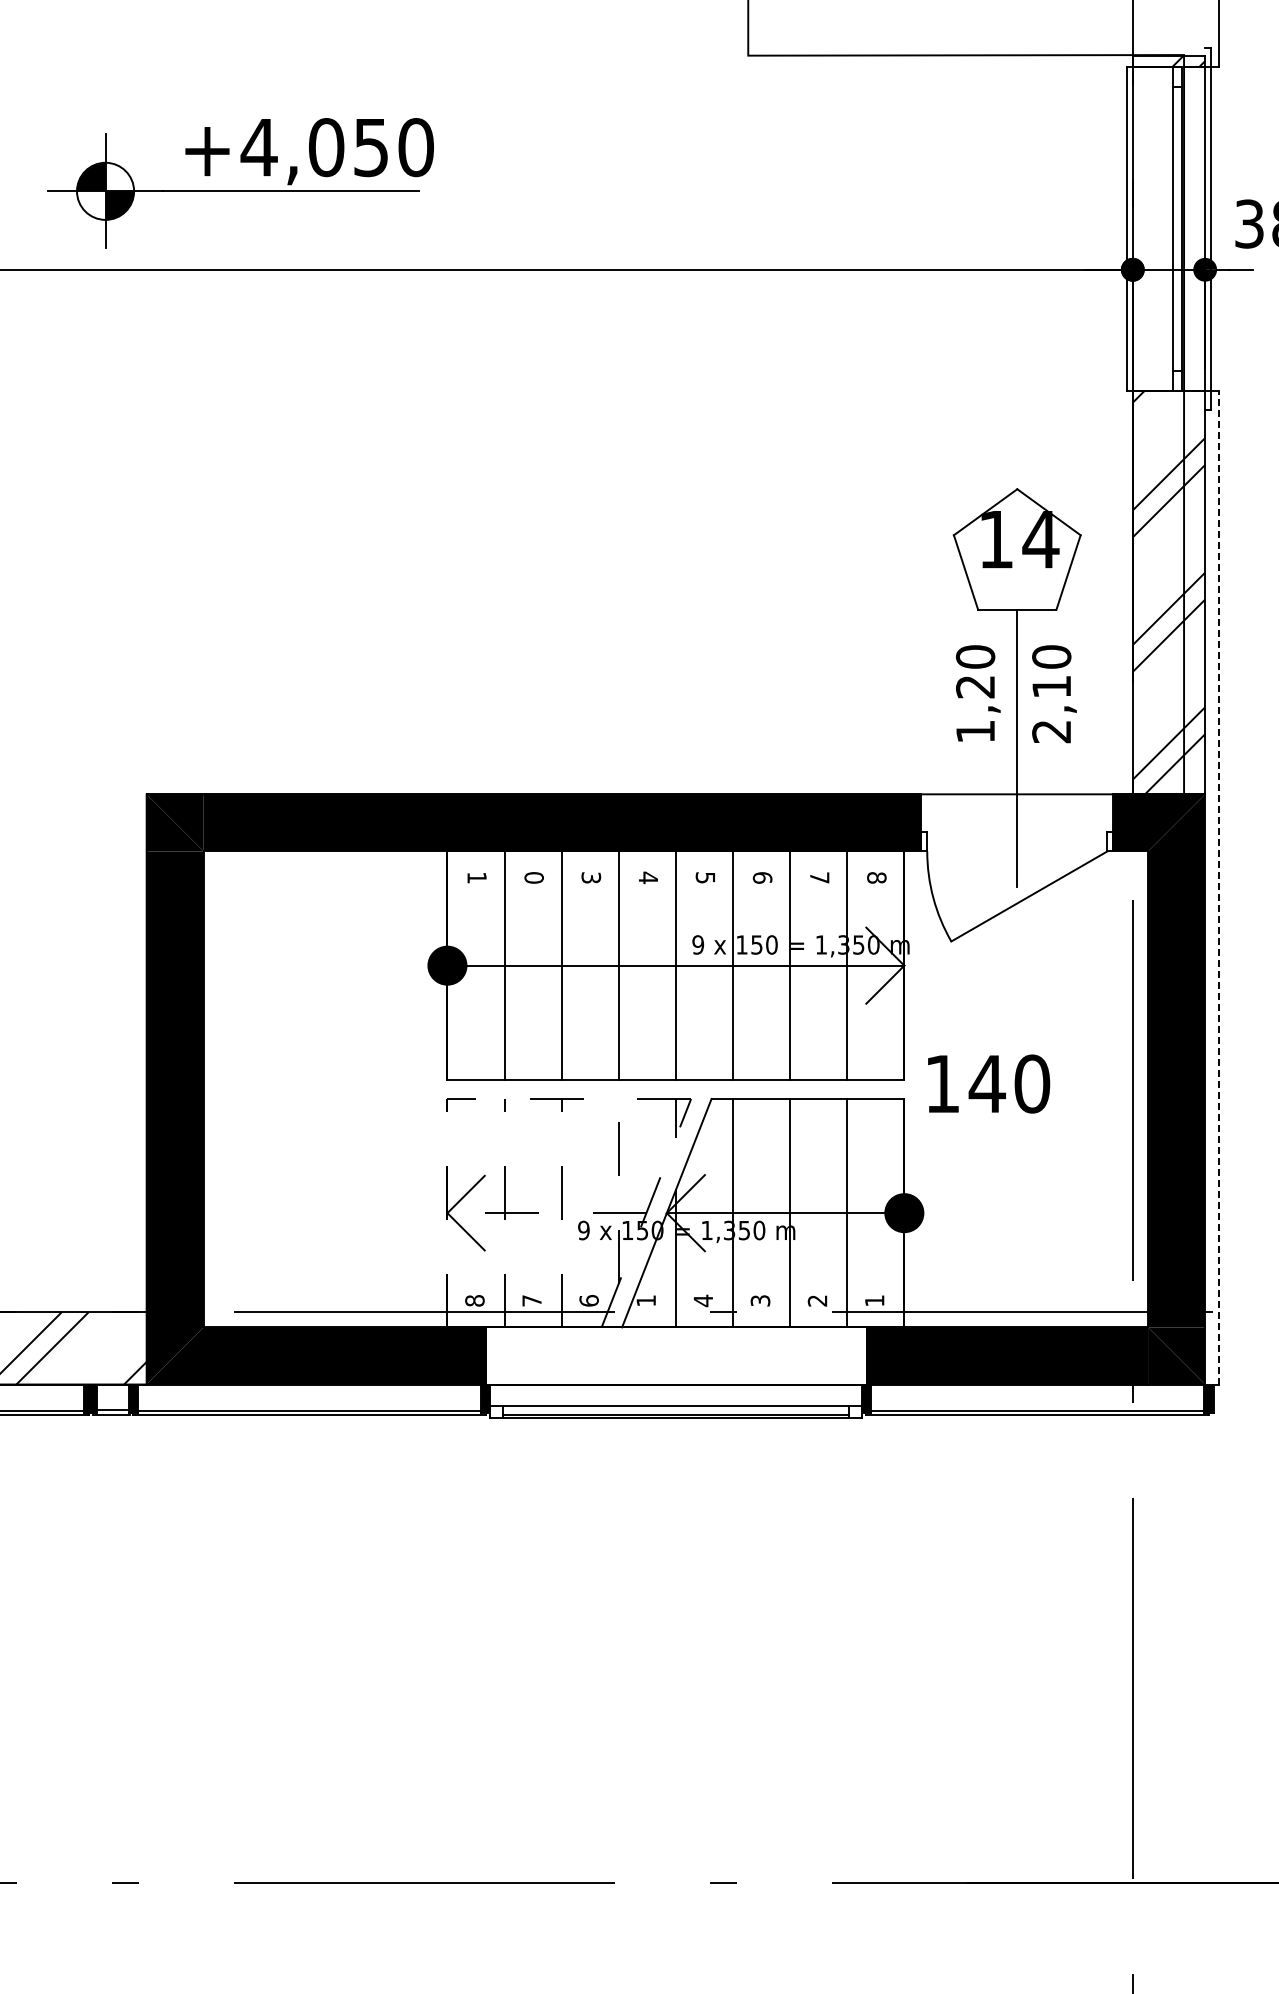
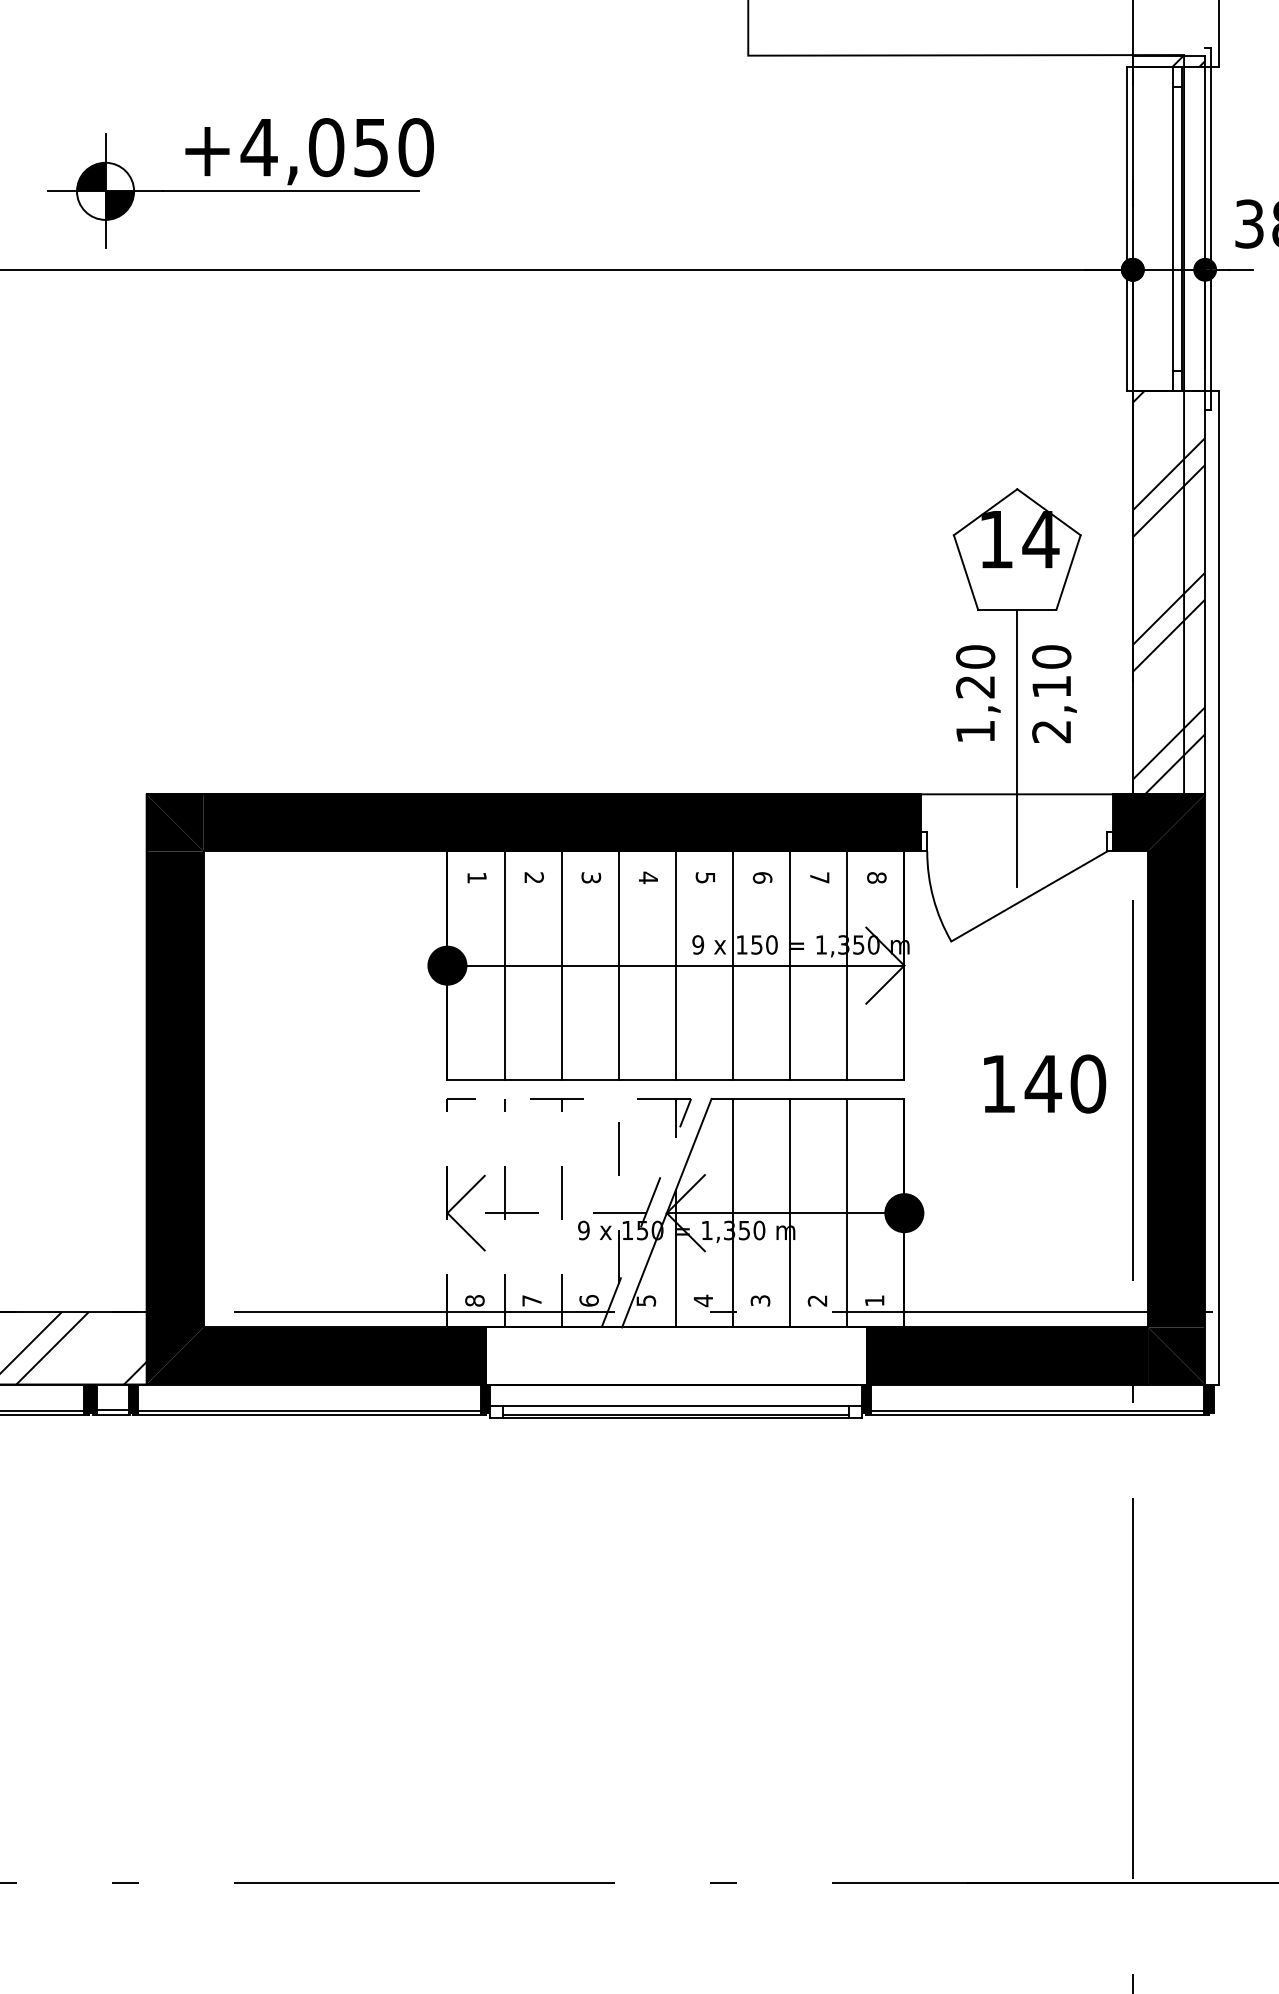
text: 0 -> 2 (533, 877)
line: dashed -> solid (1218, 887)
text position: (989, 1083) -> (1045, 1083) (1045, 1083)
text: 1 -> 5 (646, 1300)
